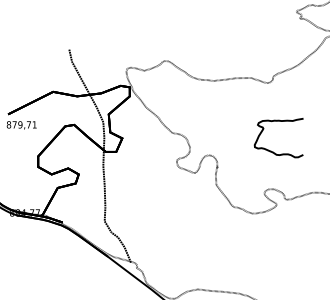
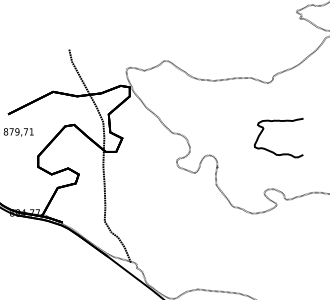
text position: (21, 125) -> (18, 132) (18, 132)
